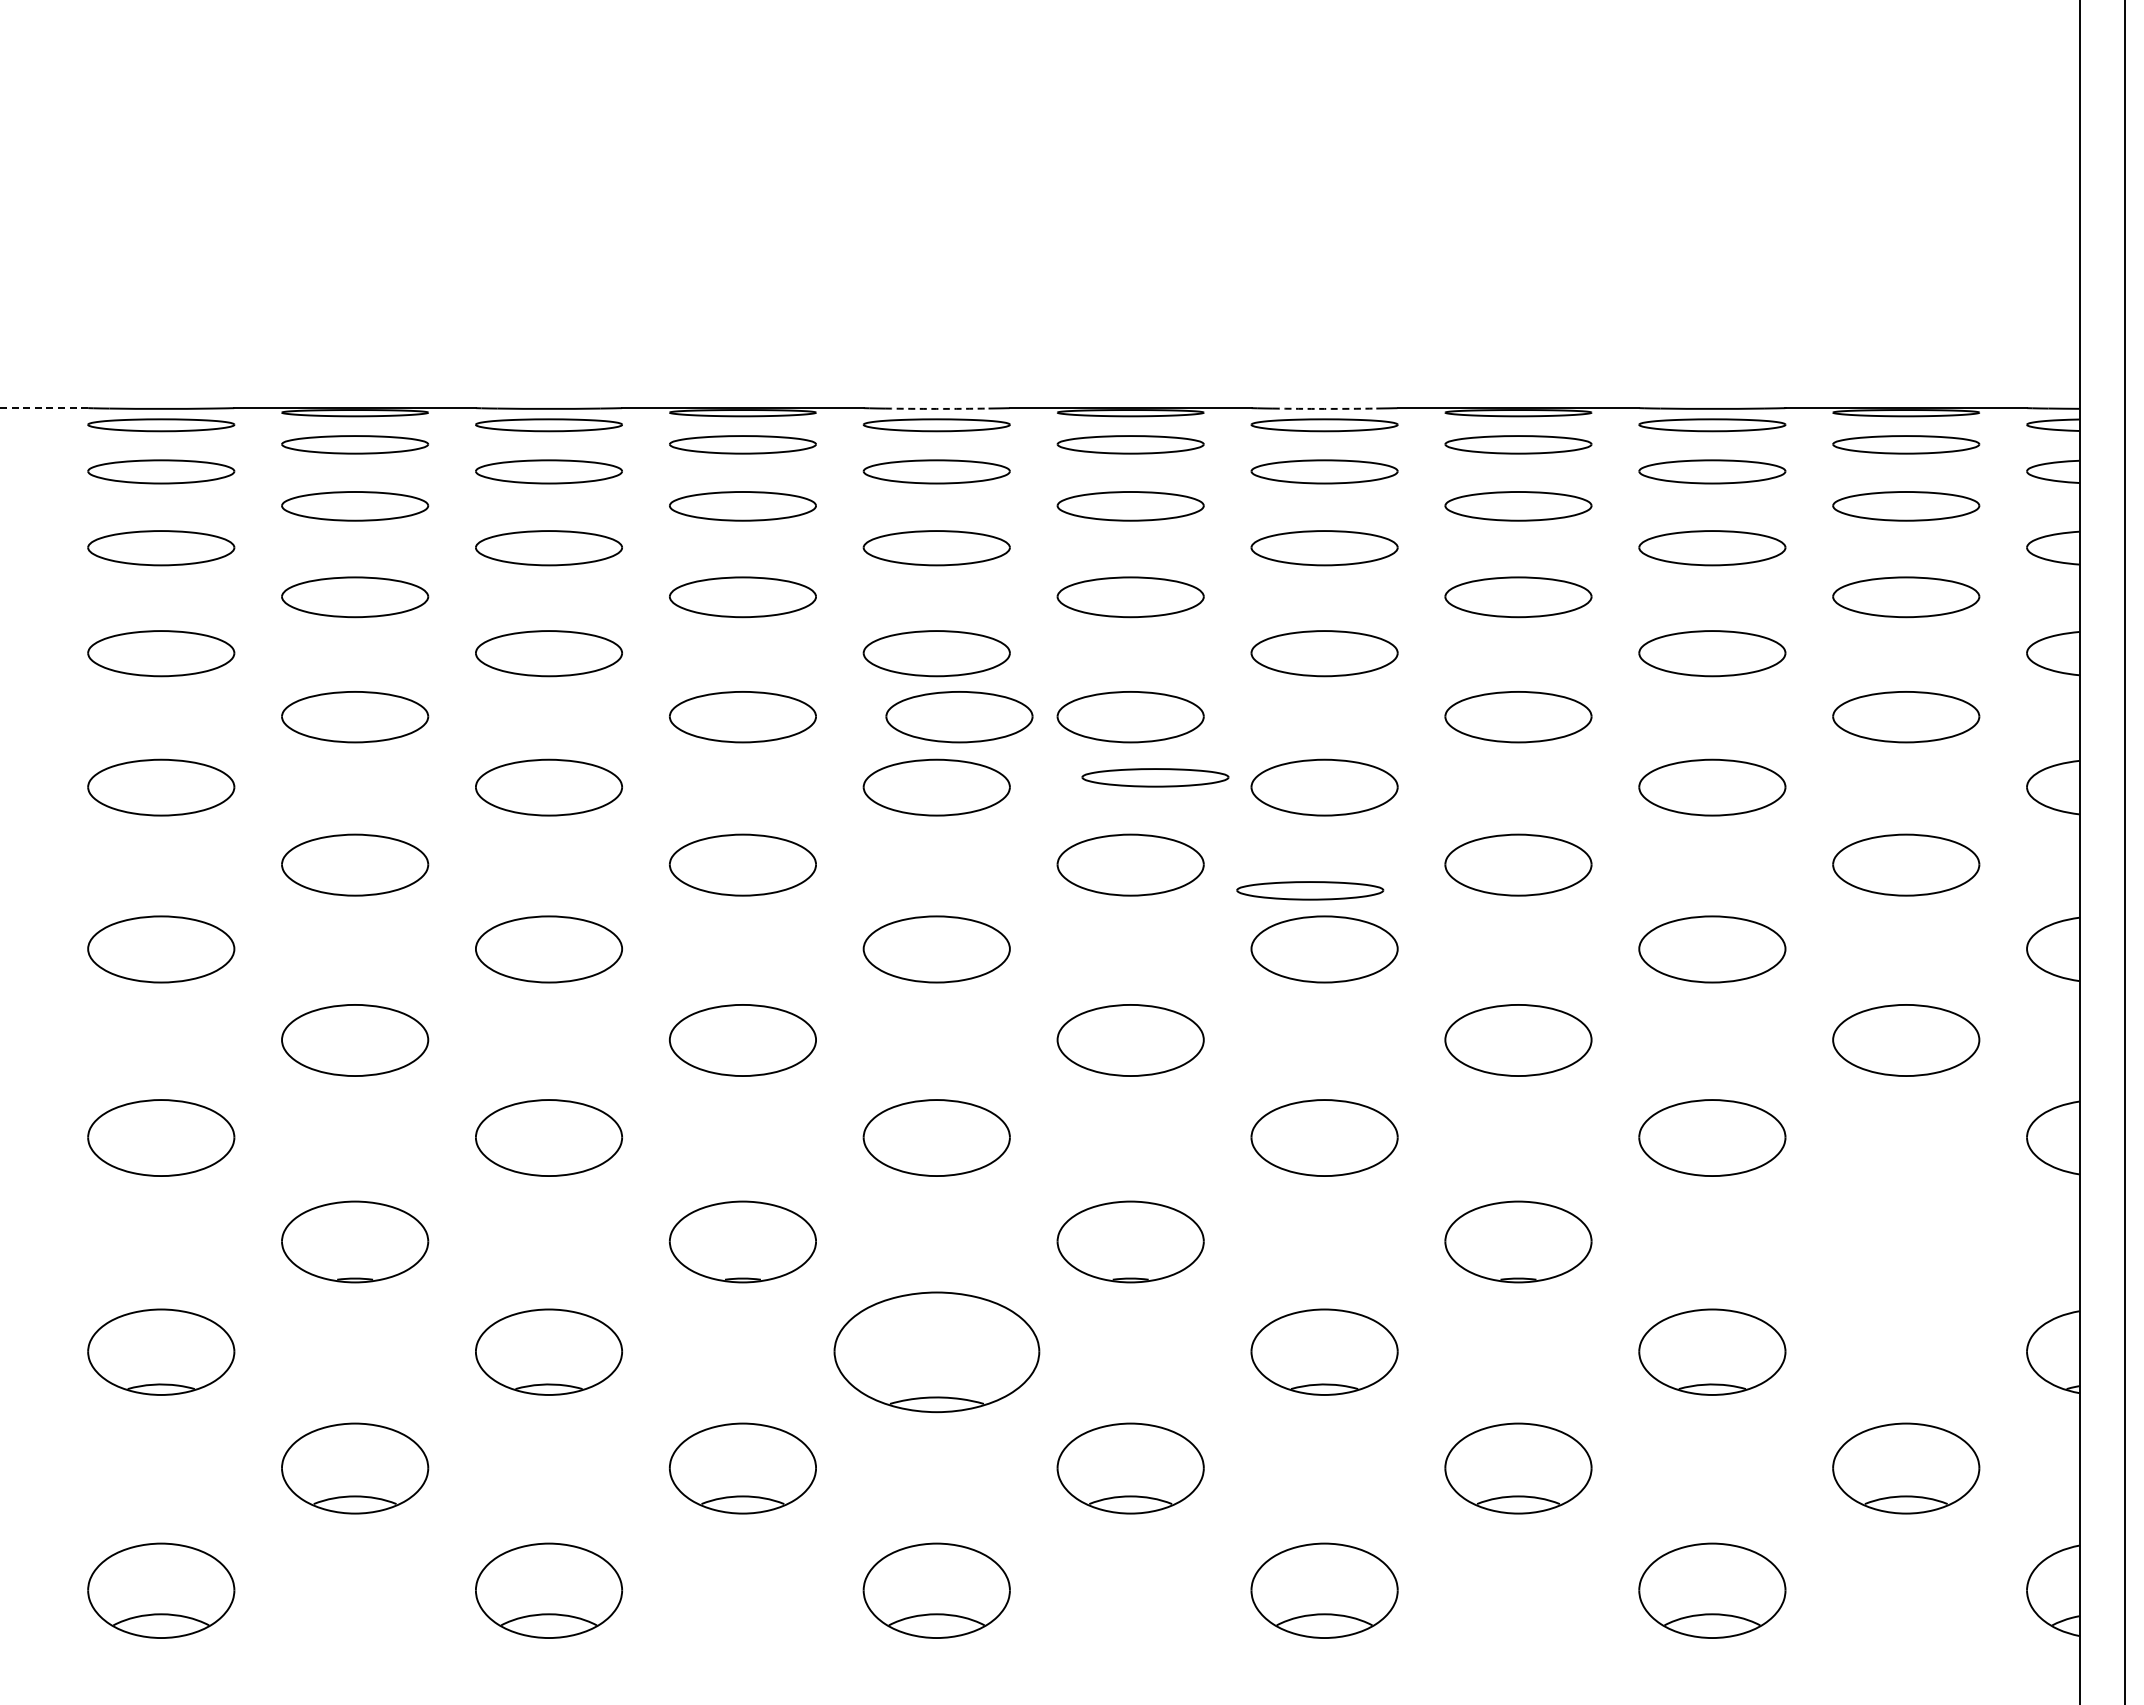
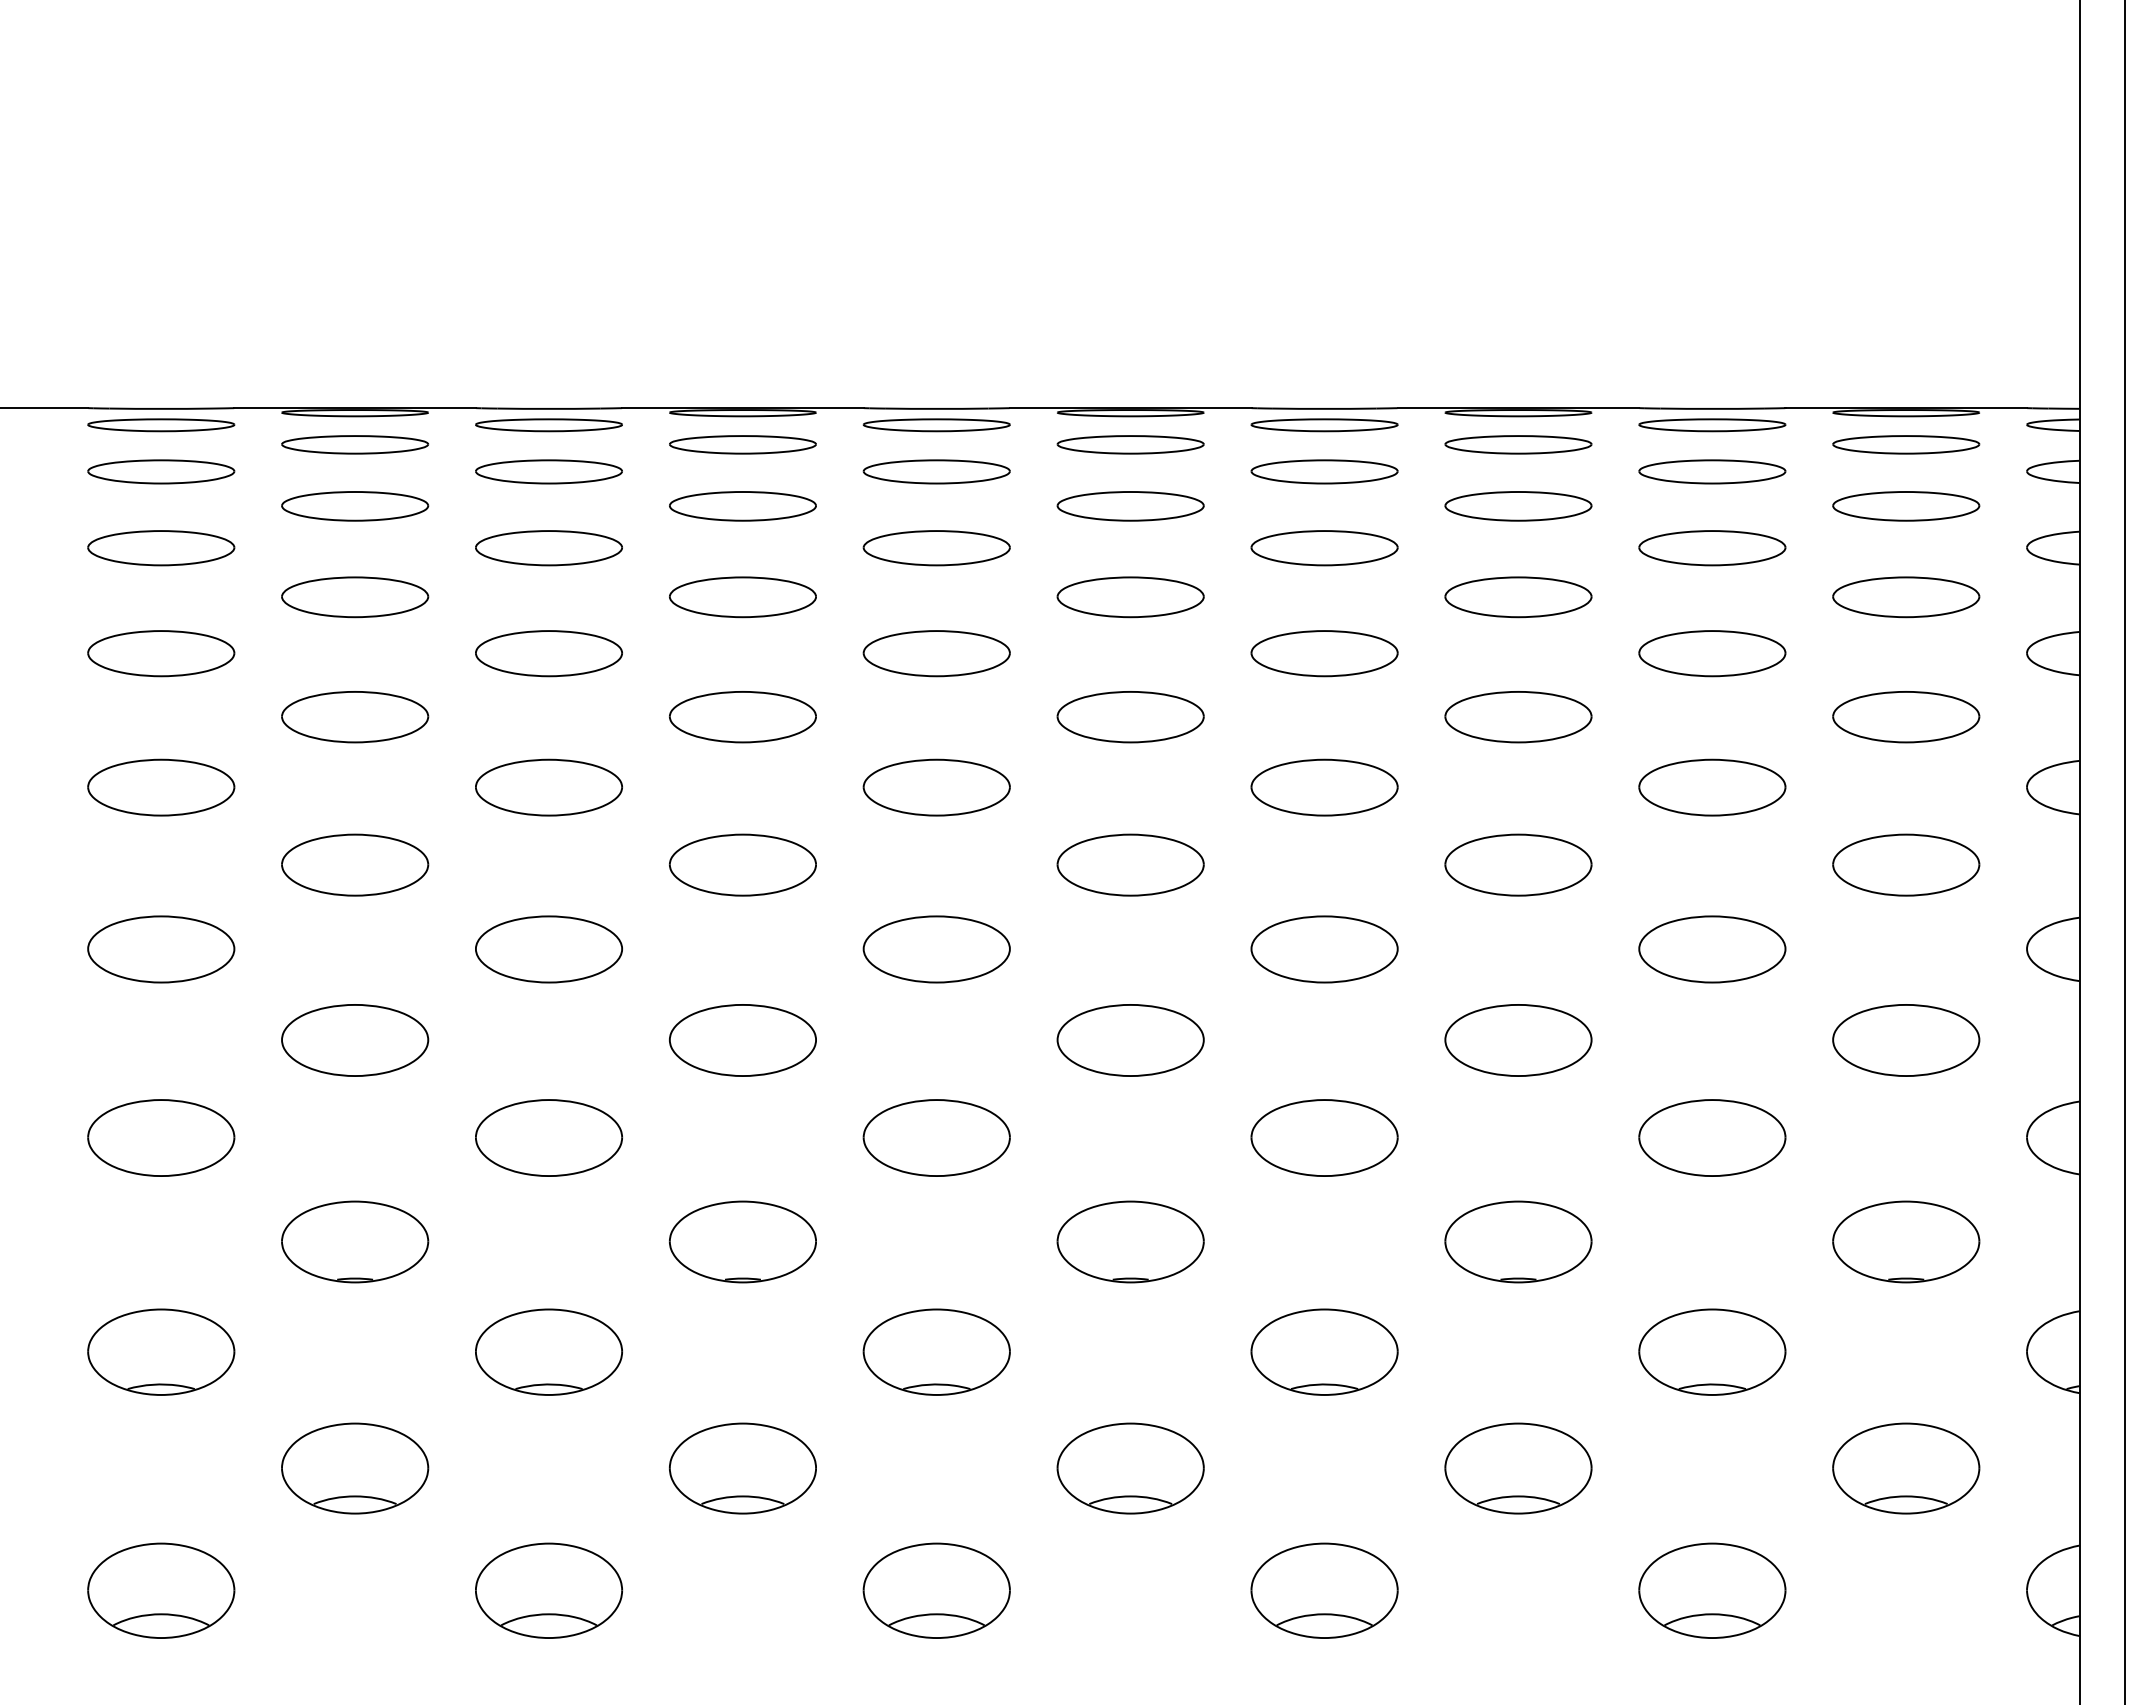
line: dashed -> solid (44, 408)
arc: dashed -> solid (936, 408)
arc: dashed -> solid (1324, 408)
part: present -> none (959, 717)
part: present -> none (1155, 777)
part: present -> none (1310, 890)
part: none -> present (1906, 1241)
part size: 208x123 px -> 149x88 px (936, 1351)
